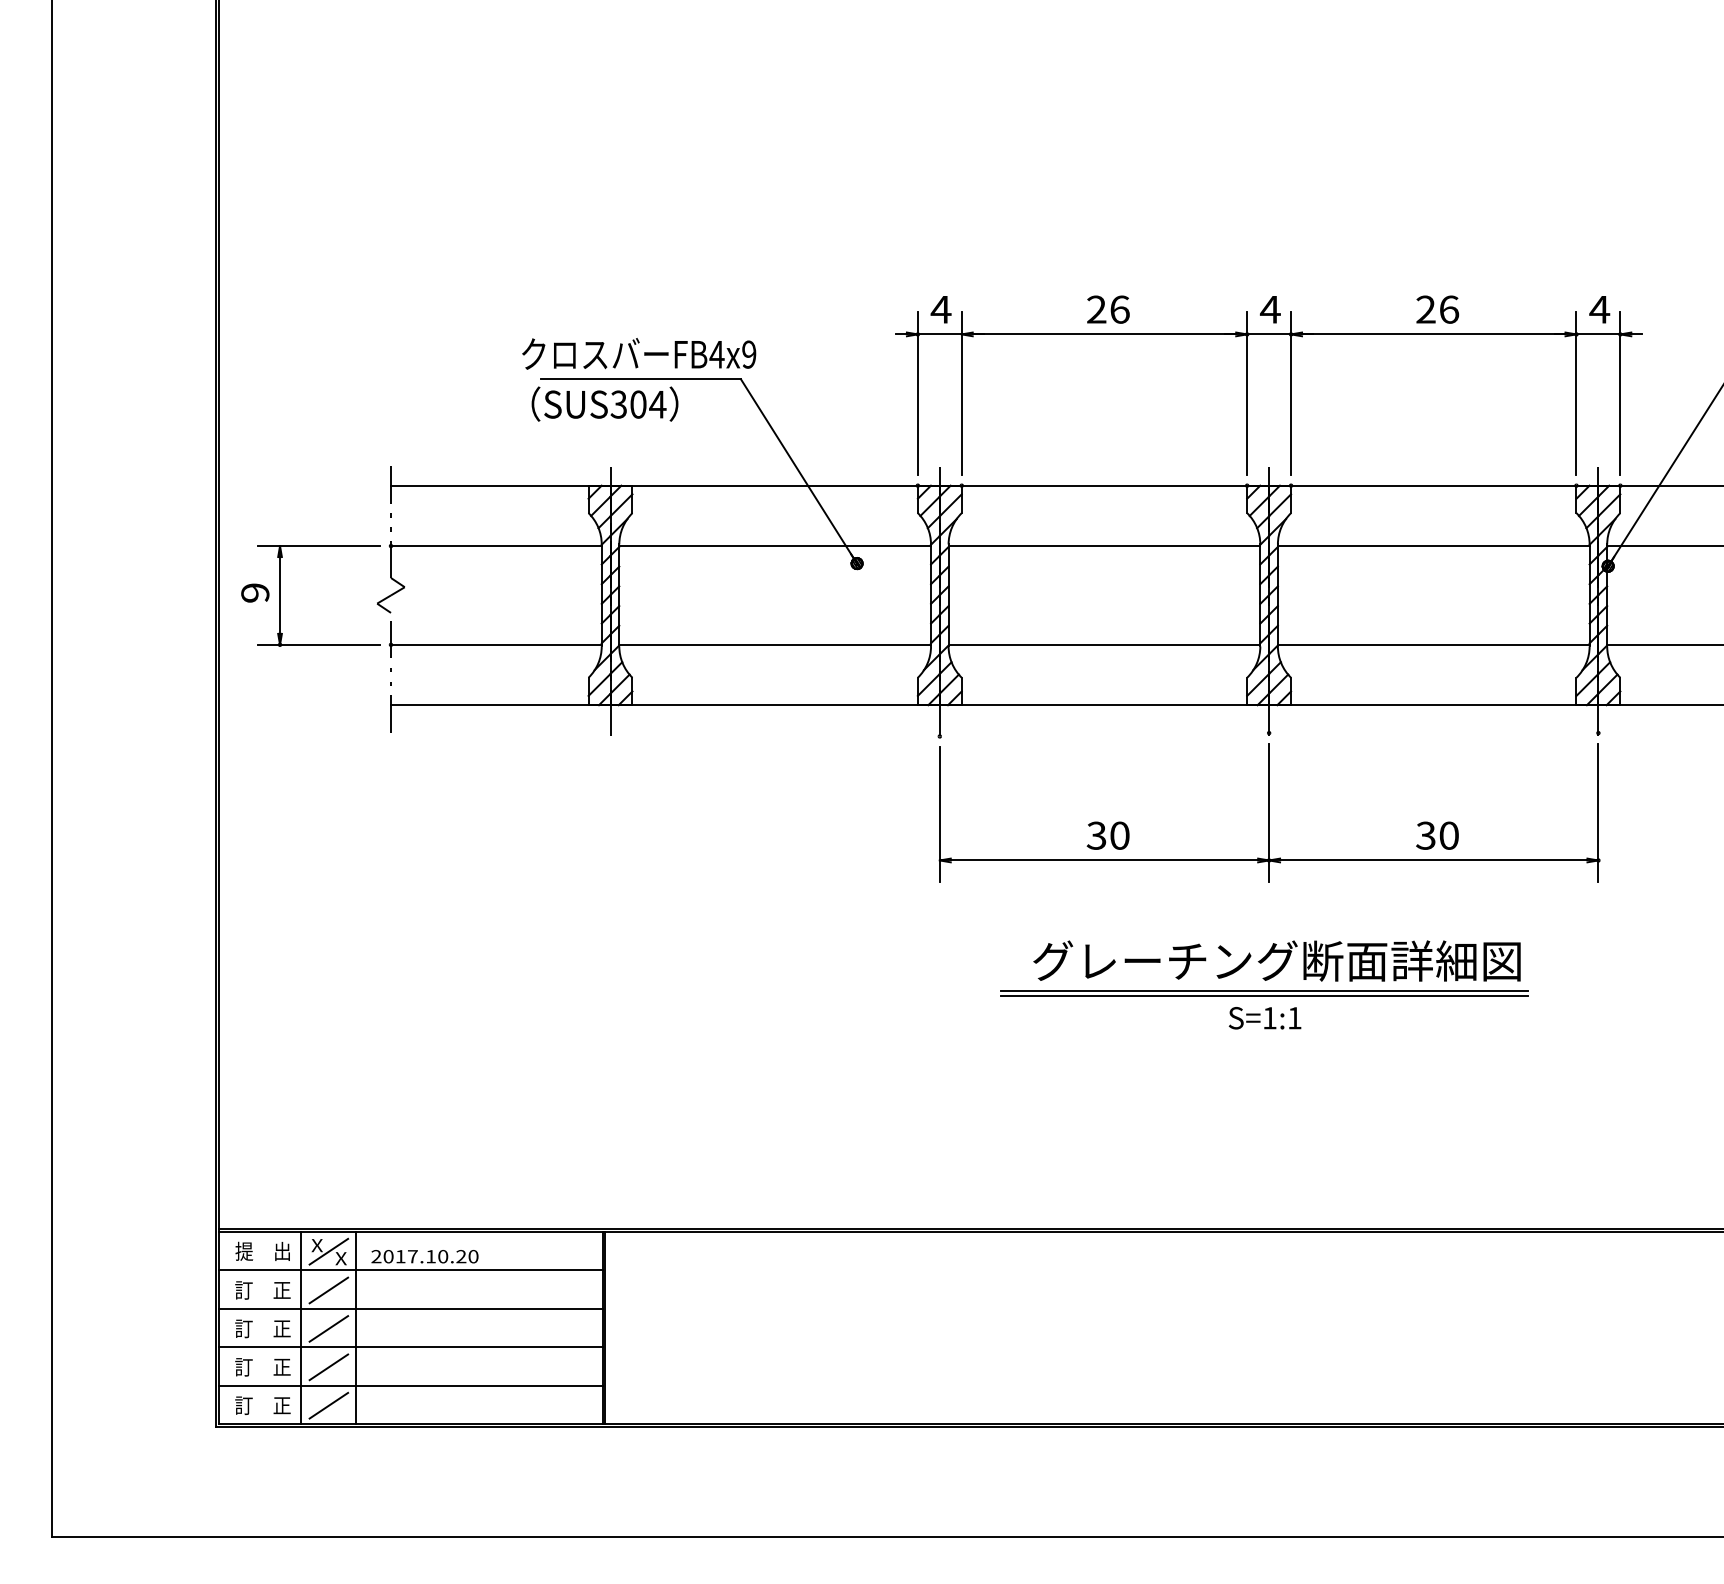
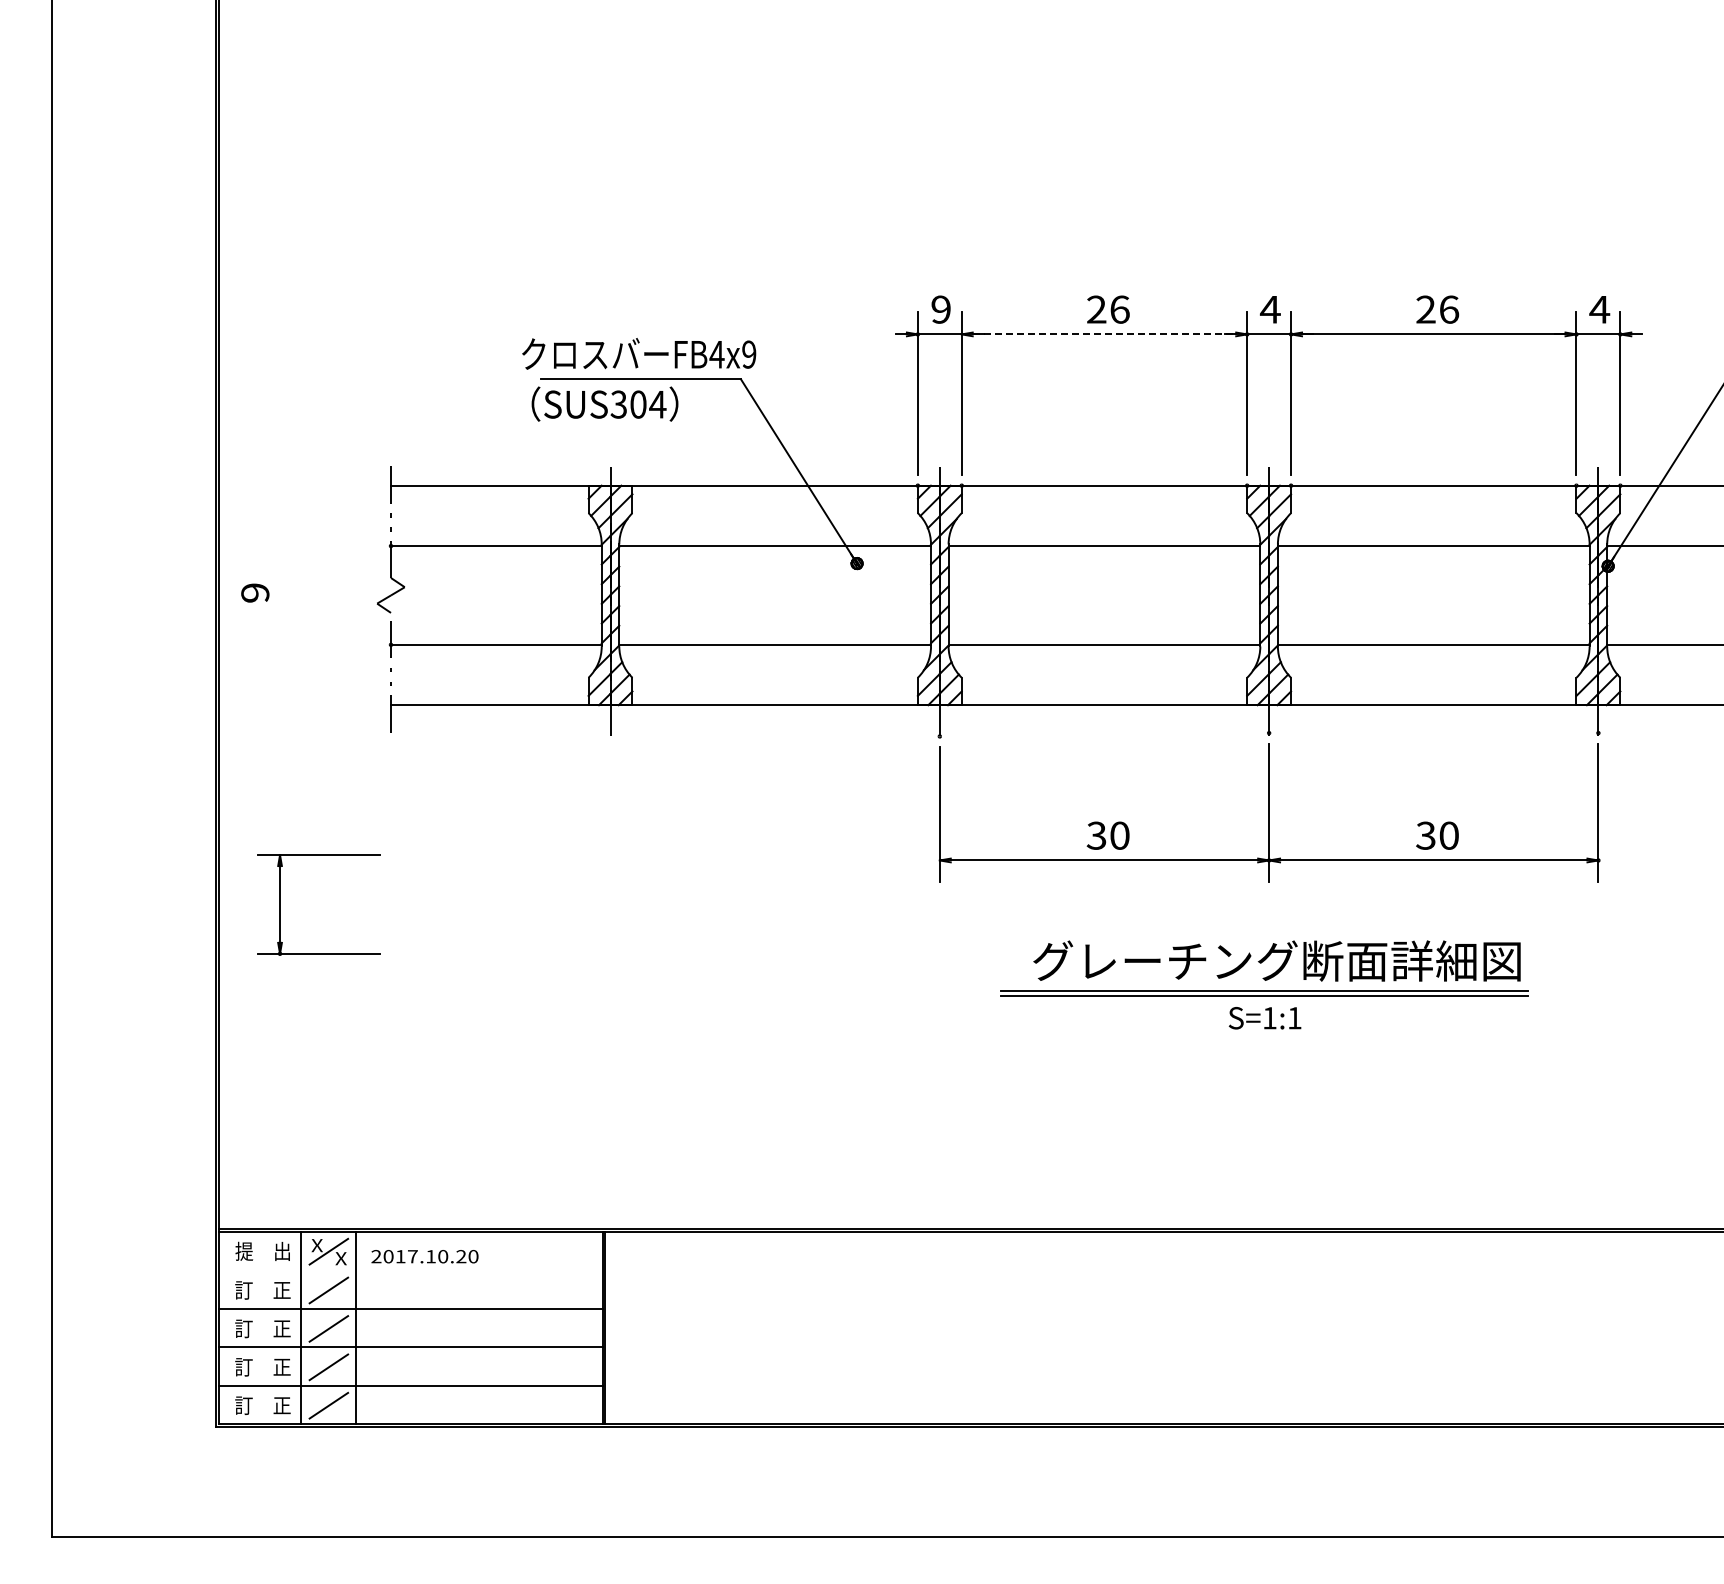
text: 4 -> 9 (940, 309)
line: solid -> dashed (1104, 334)
part position: (280, 595) -> (280, 904) (280, 904)
line: present -> none (411, 1270)
